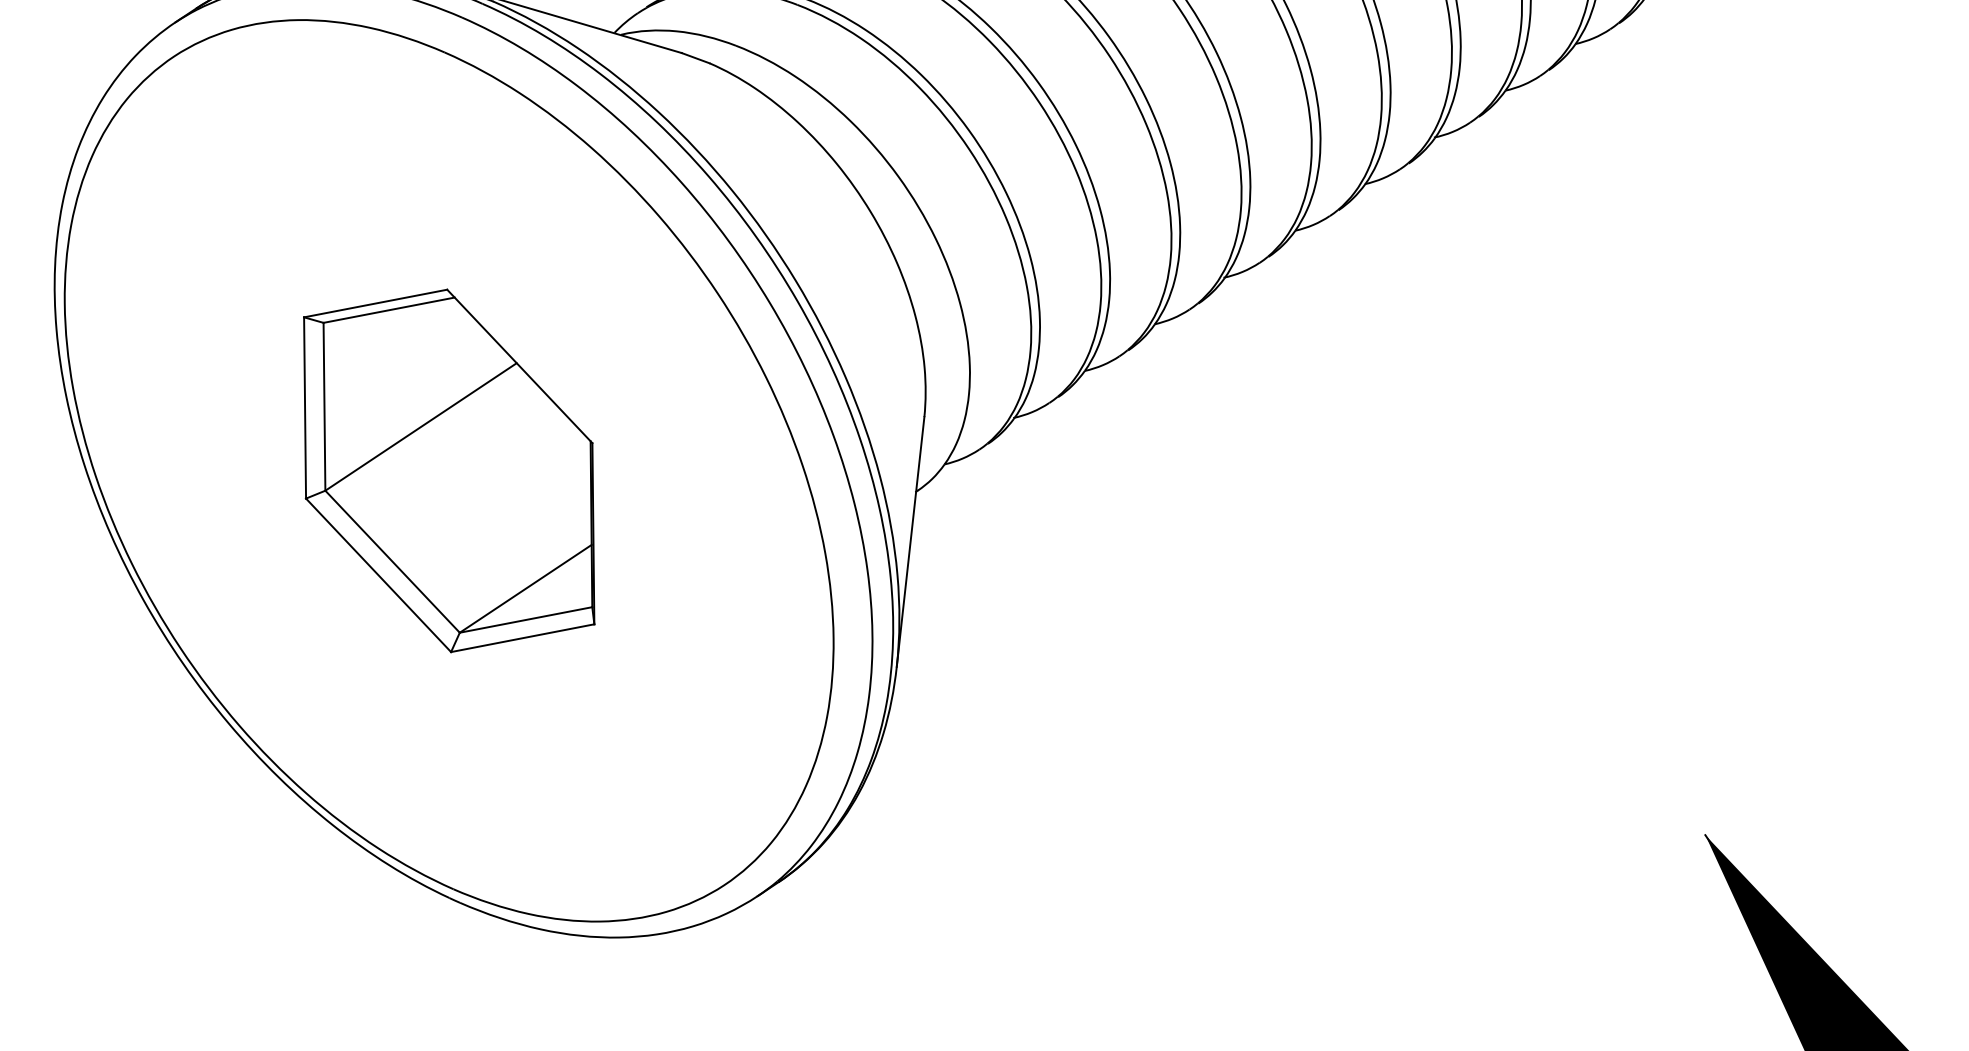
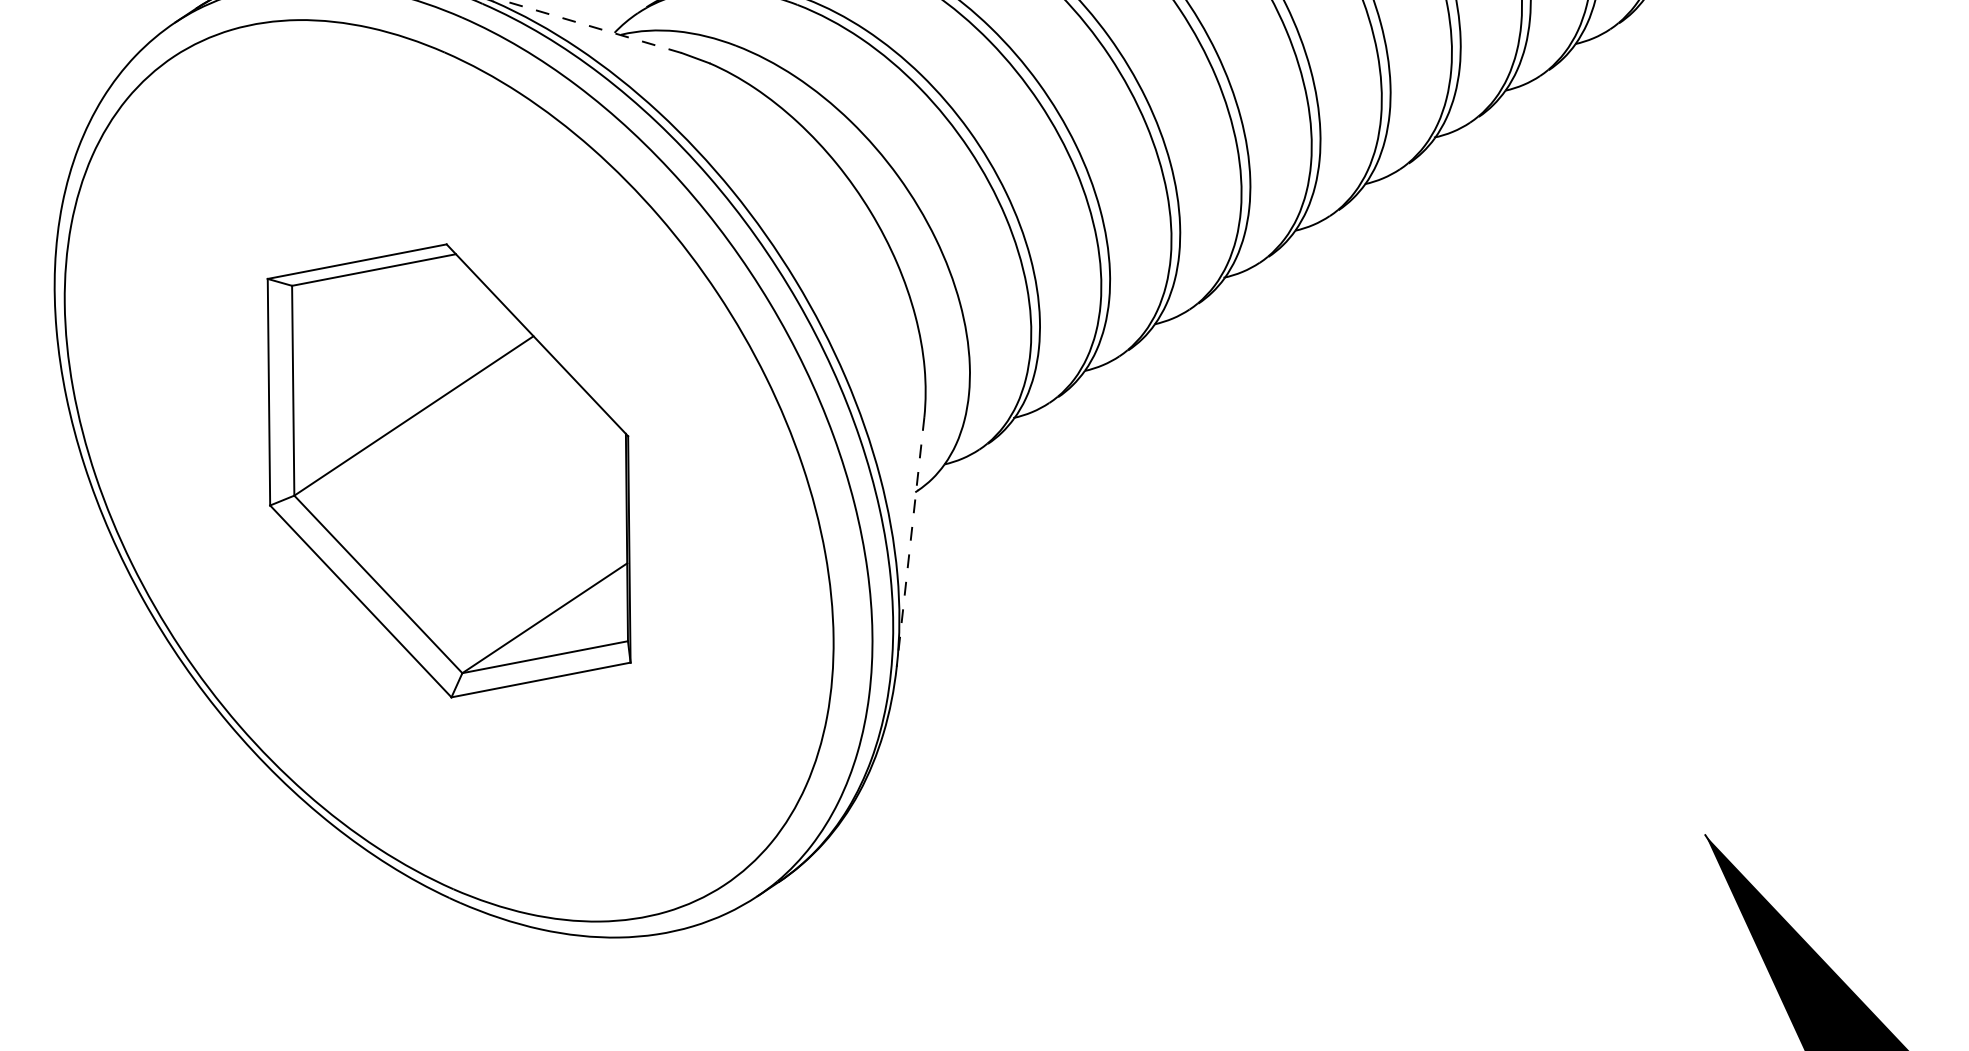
line: solid -> dashed (590, 26)
part size: 293x366 px -> 366x456 px (448, 470)
line: solid -> dashed (910, 541)
